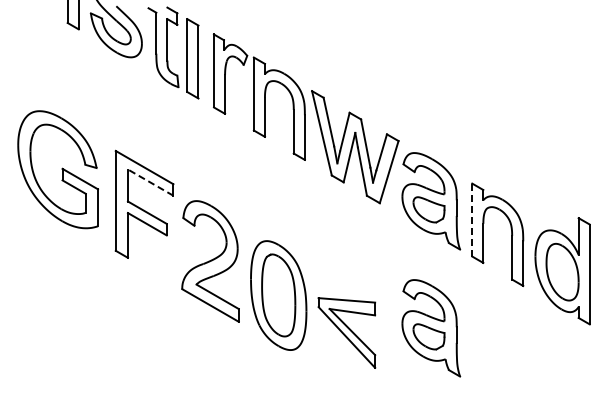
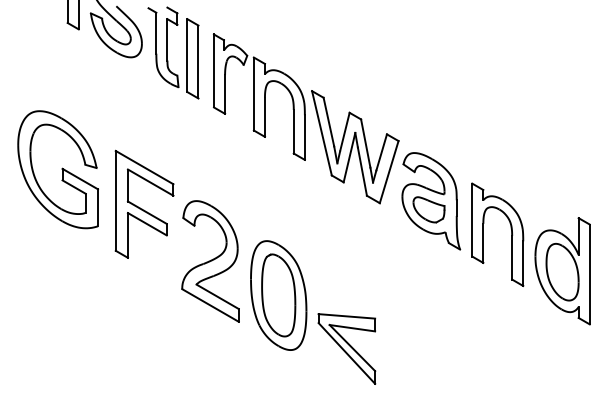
line: dashed -> solid (150, 182)
line: dashed -> solid (472, 219)
part: present -> none (431, 328)
part position: (346, 332) -> (346, 348) (346, 348)
